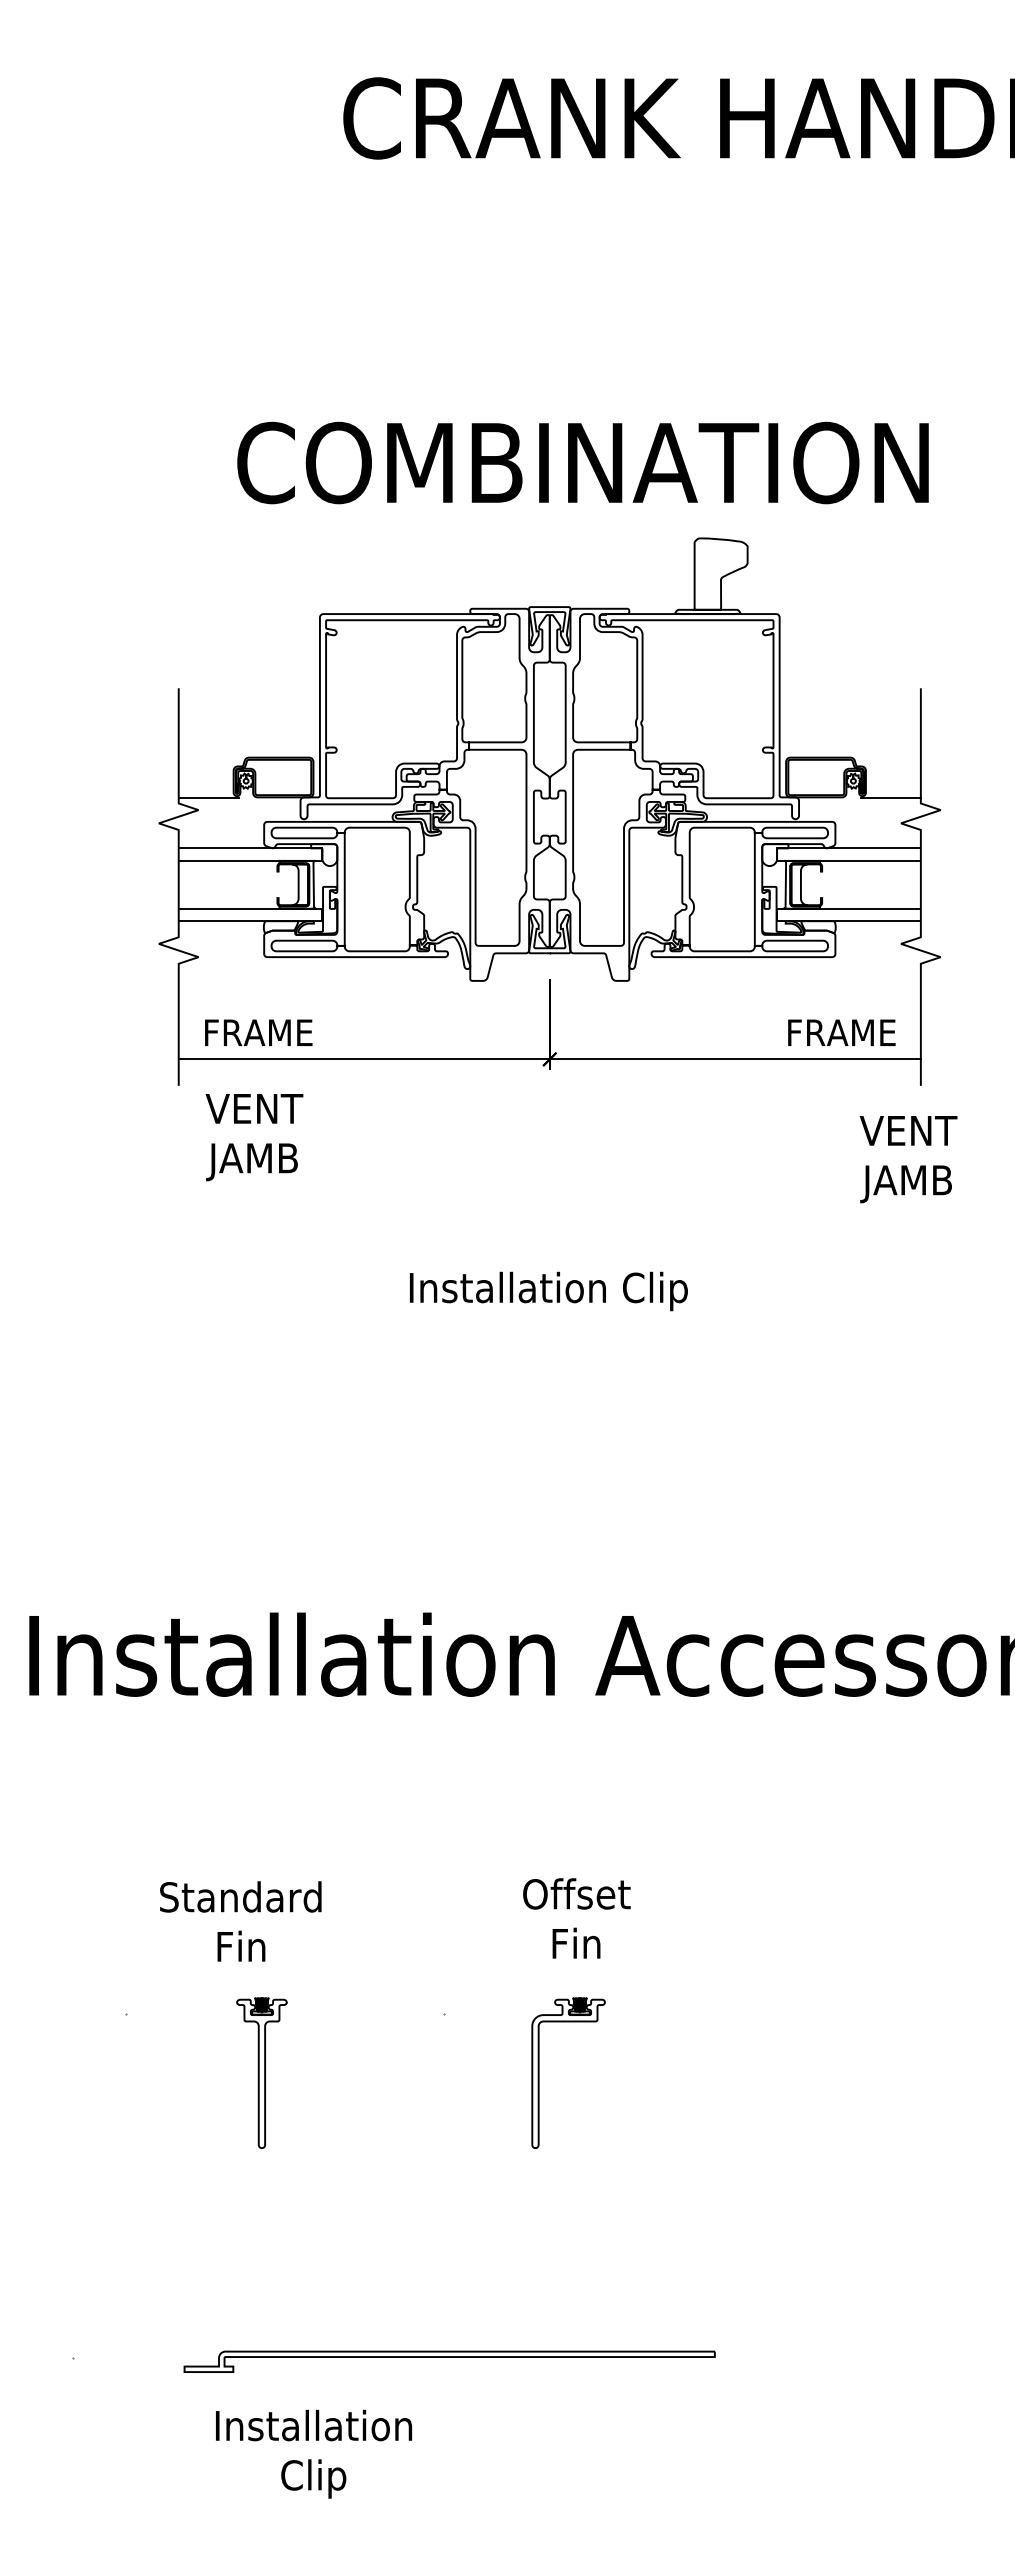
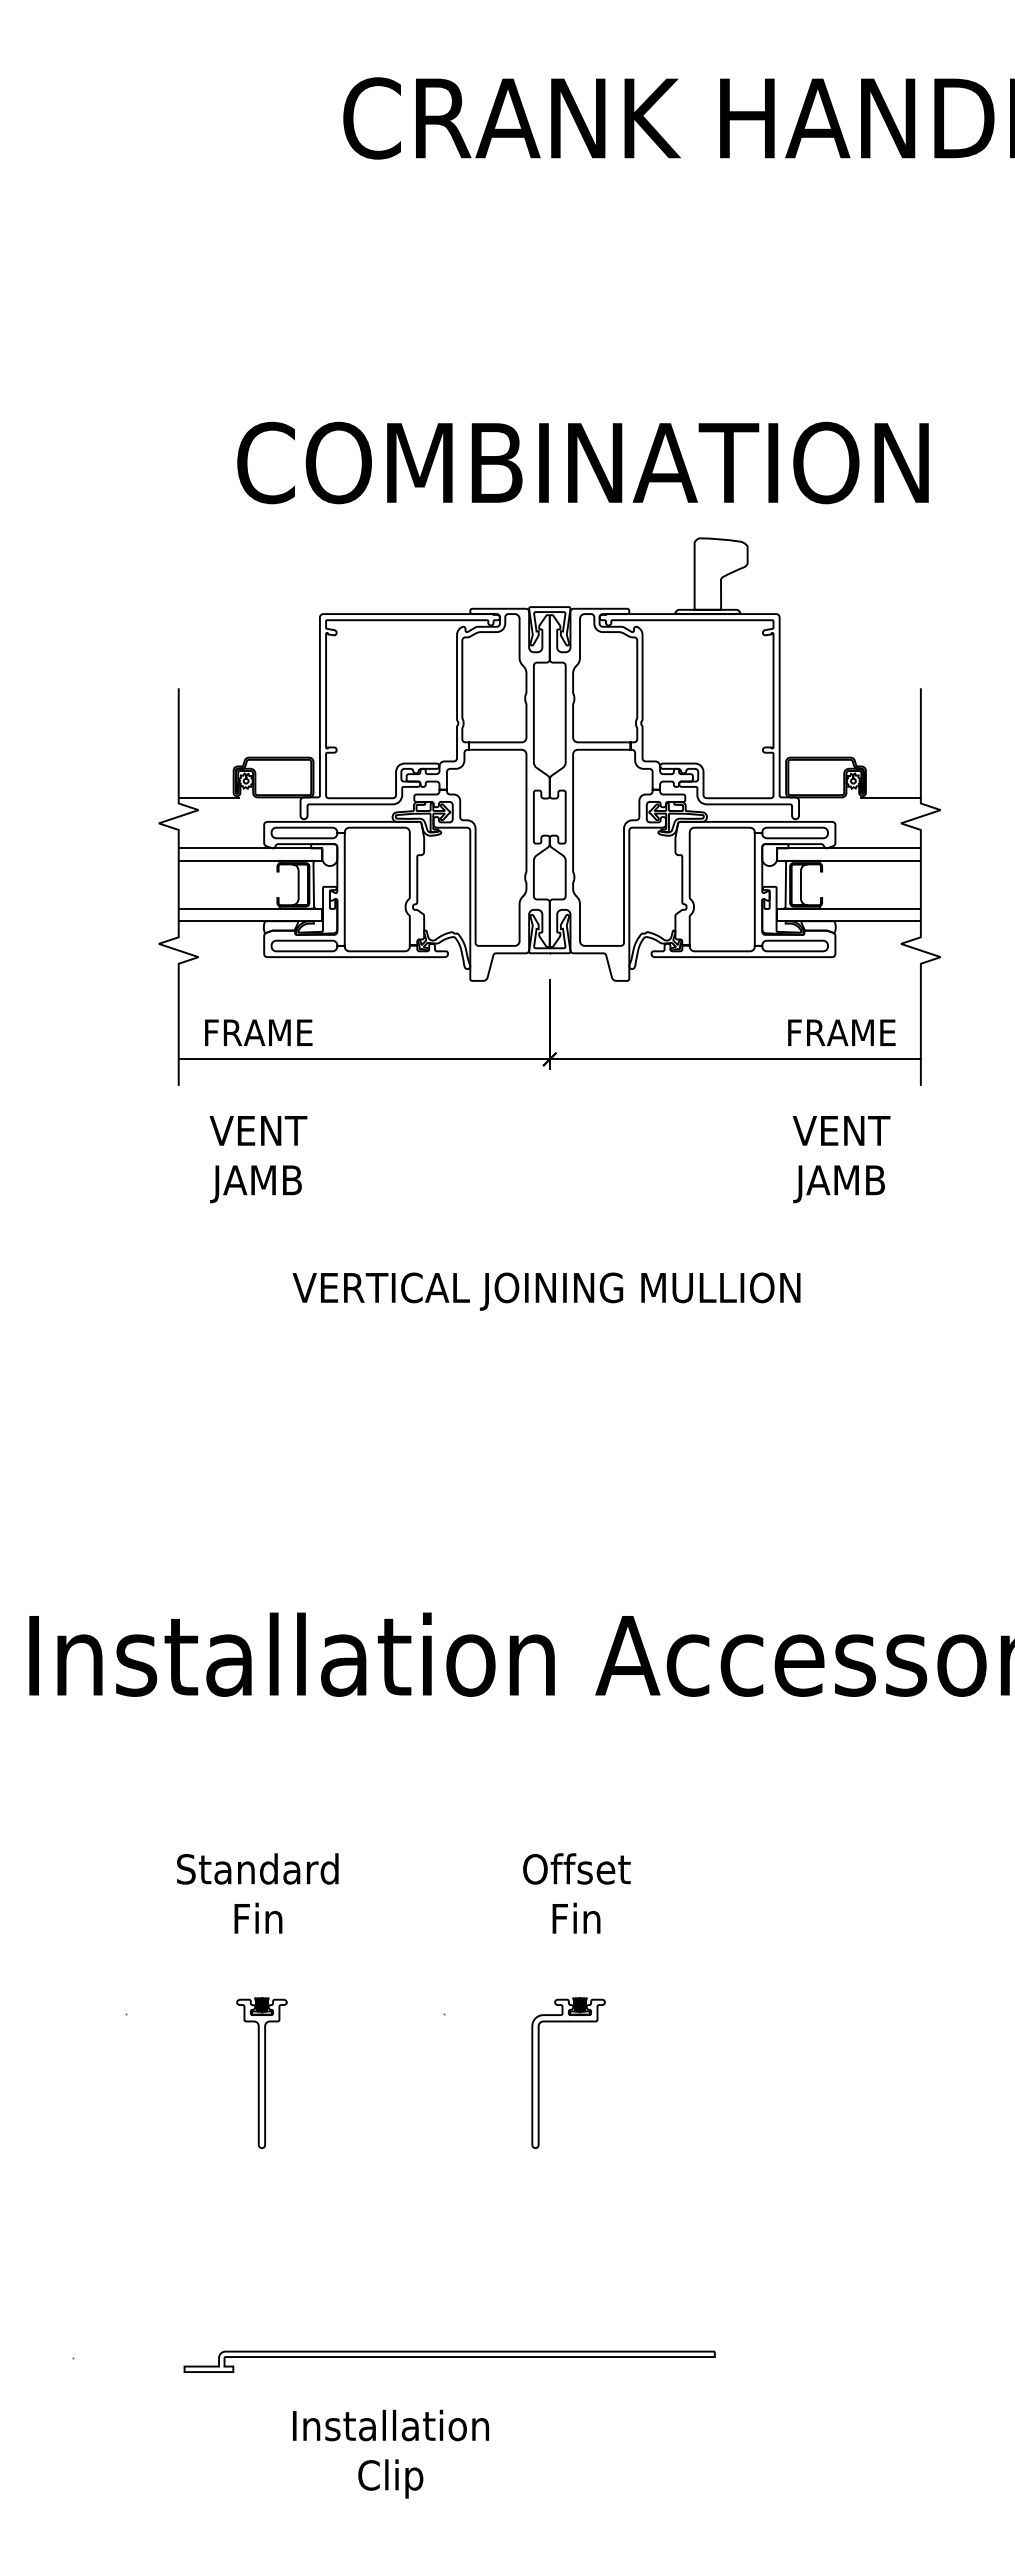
text position: (254, 1137) -> (258, 1159) (258, 1159)
text position: (908, 1159) -> (841, 1159) (841, 1159)
text: Installation Clip -> VERTICAL JOINING MULLION (546, 1291)
text position: (576, 1918) -> (576, 1893) (576, 1893)
text position: (240, 1921) -> (257, 1893) (257, 1893)
text position: (313, 2453) -> (390, 2453) (390, 2453)
